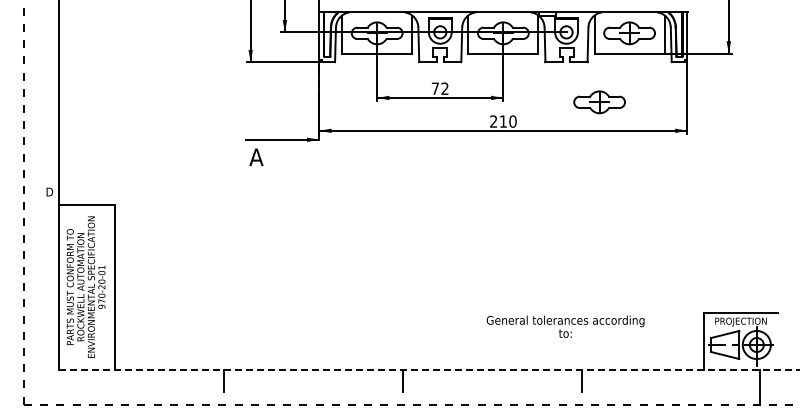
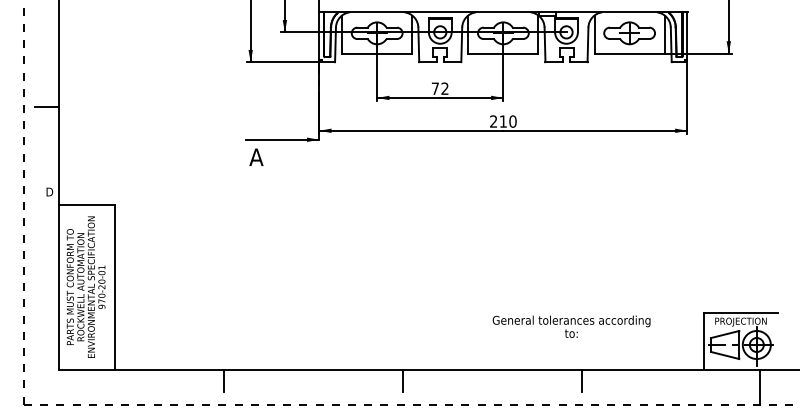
part: present -> none (599, 102)
line: none -> present (46, 106)
text position: (565, 326) -> (571, 326) (571, 326)
line: dashed -> solid (429, 369)
